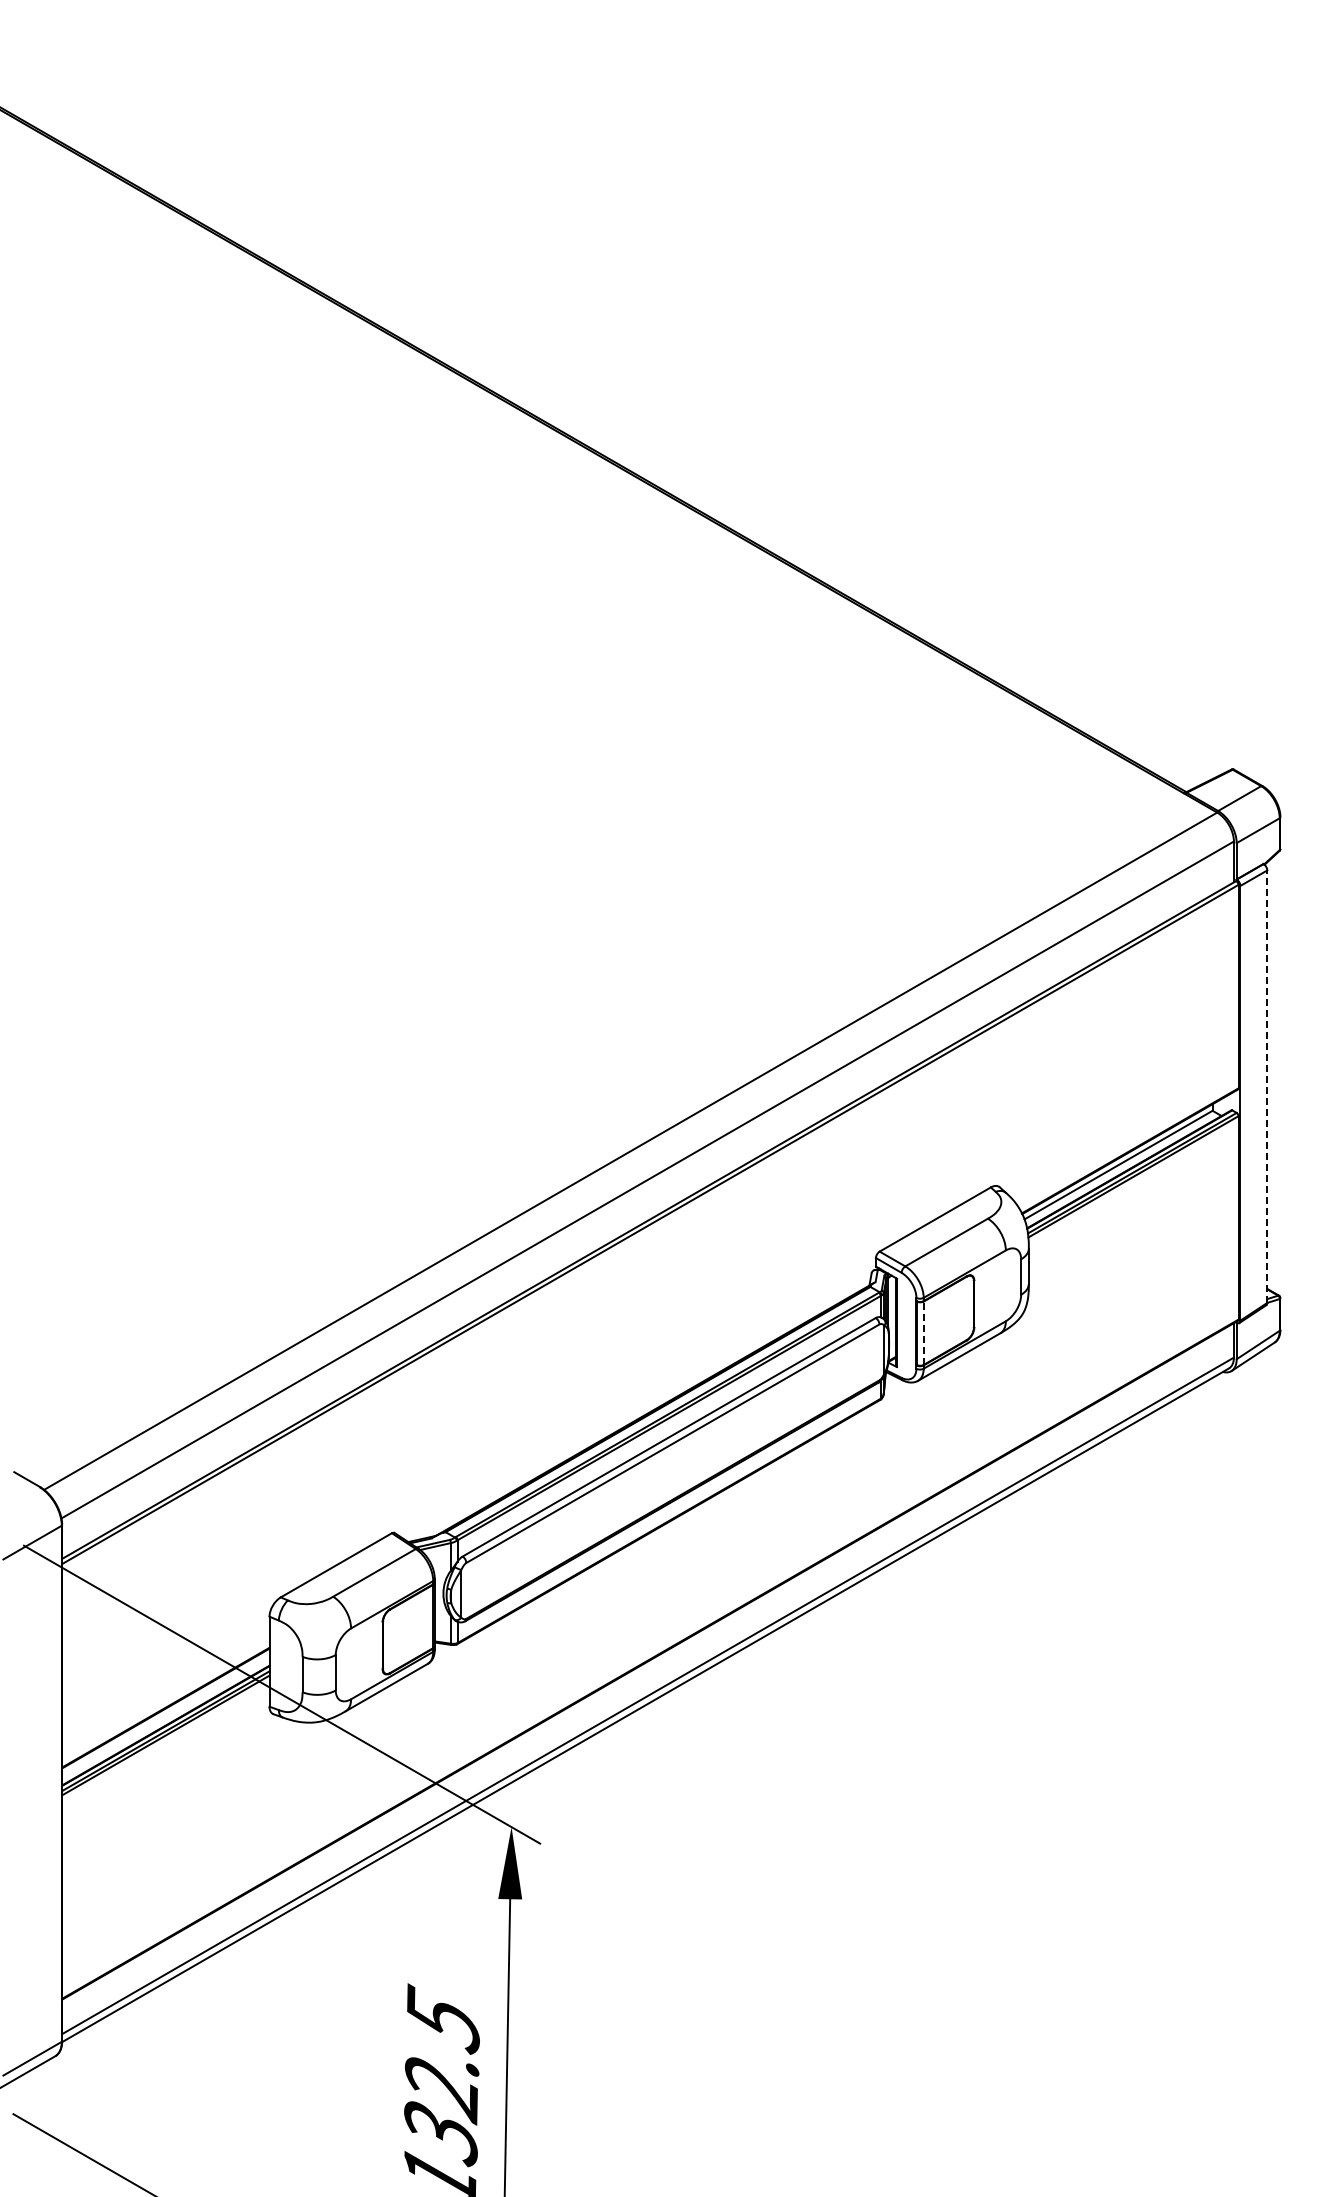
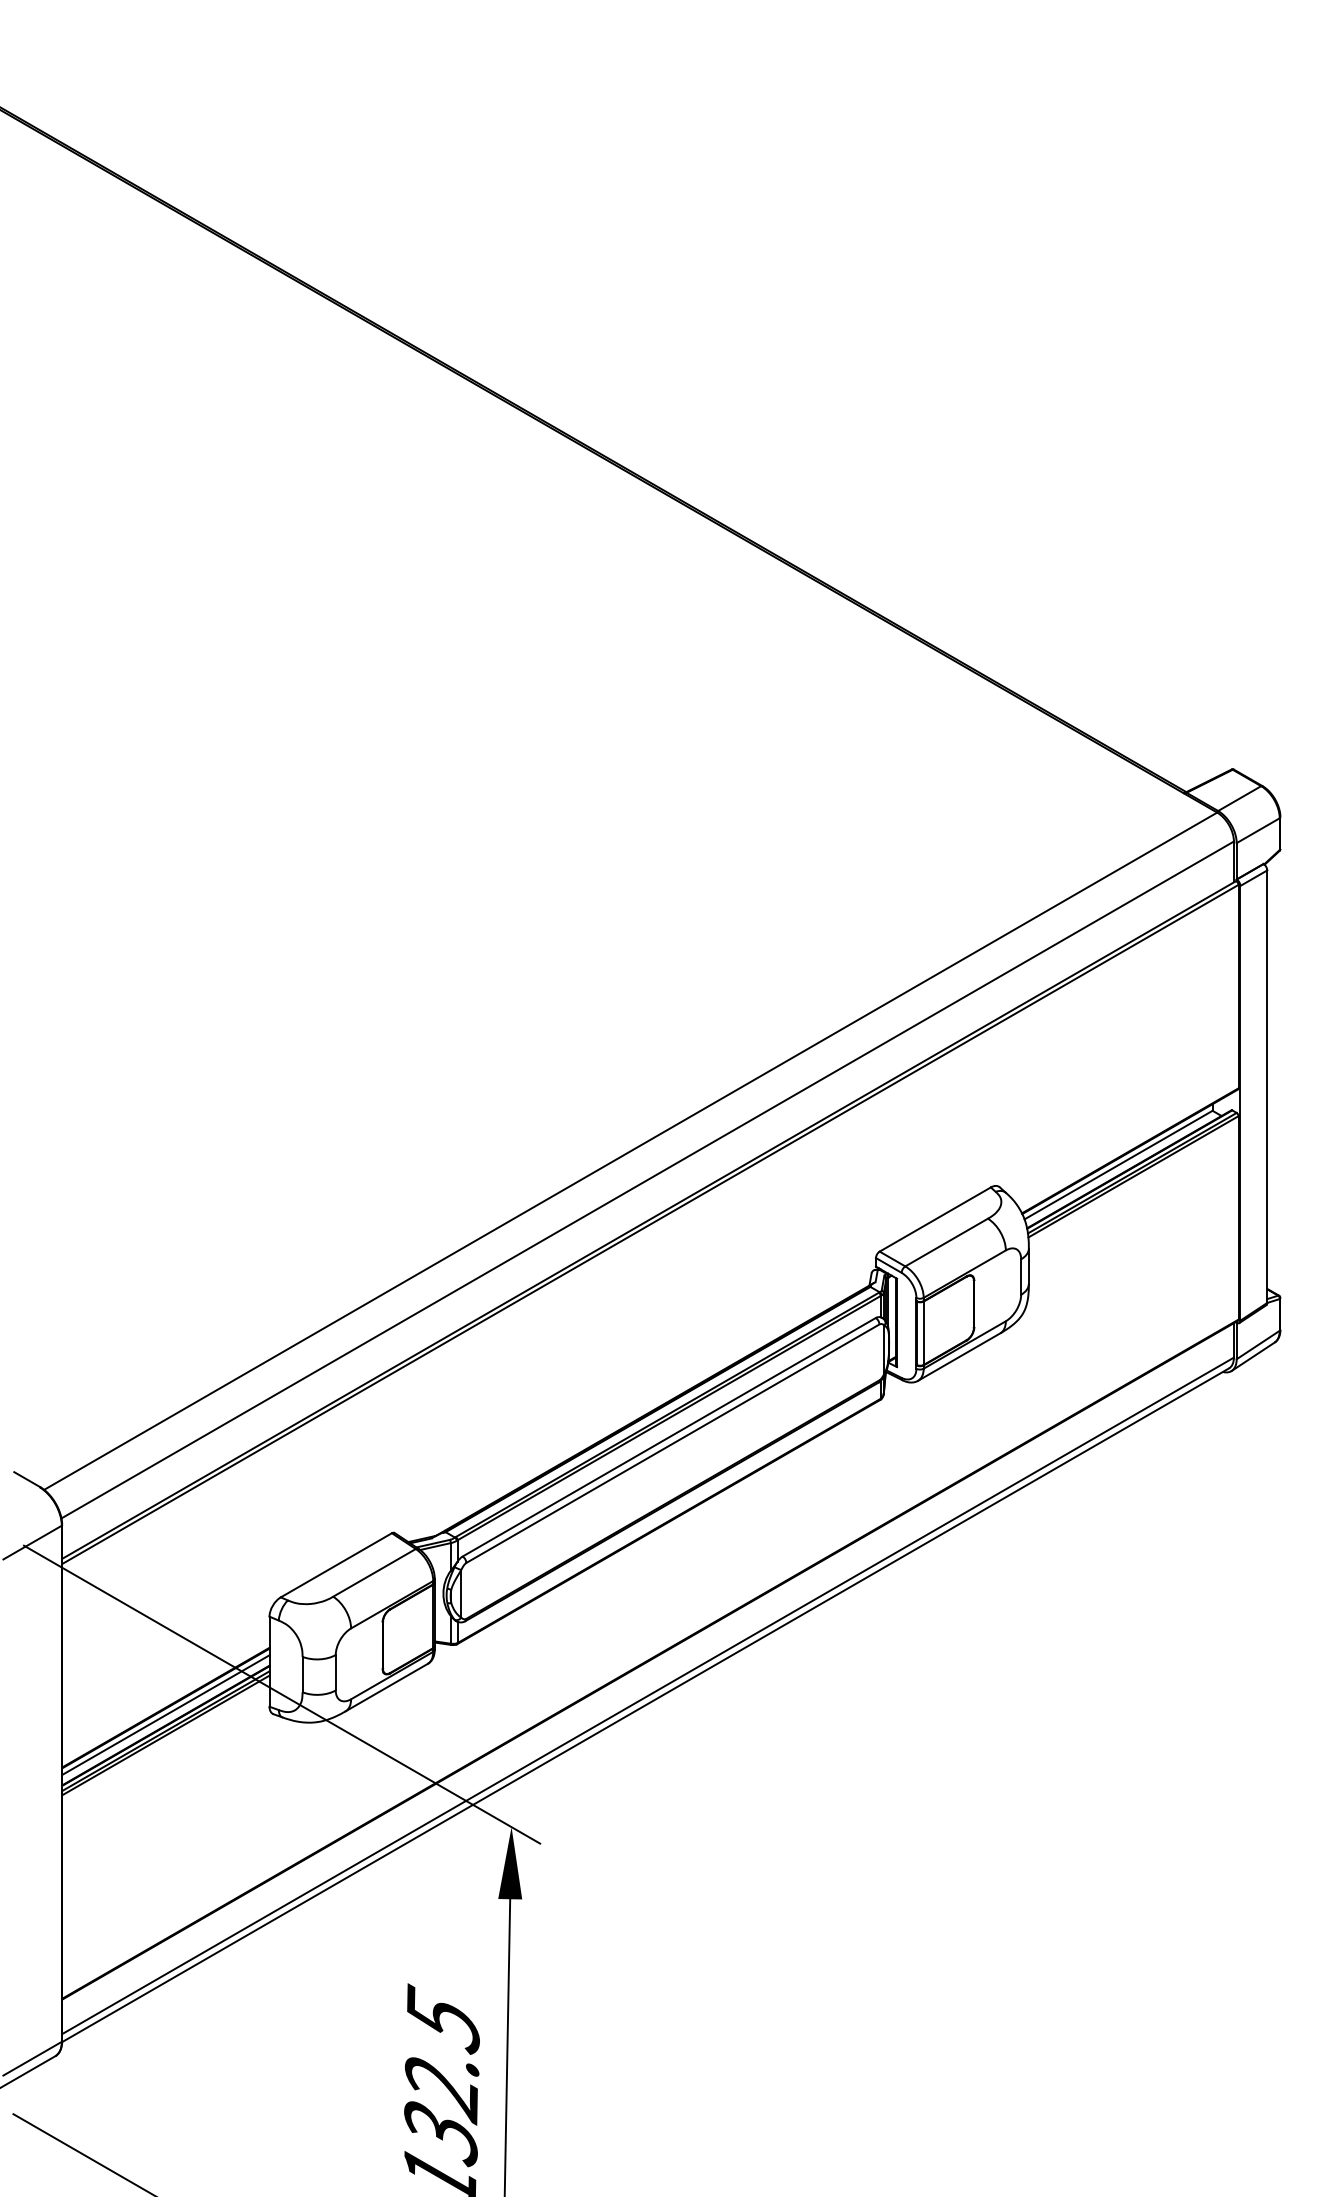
line: dashed -> solid (1267, 1086)
line: dashed -> solid (923, 1333)
line: none -> present (165, 1715)
